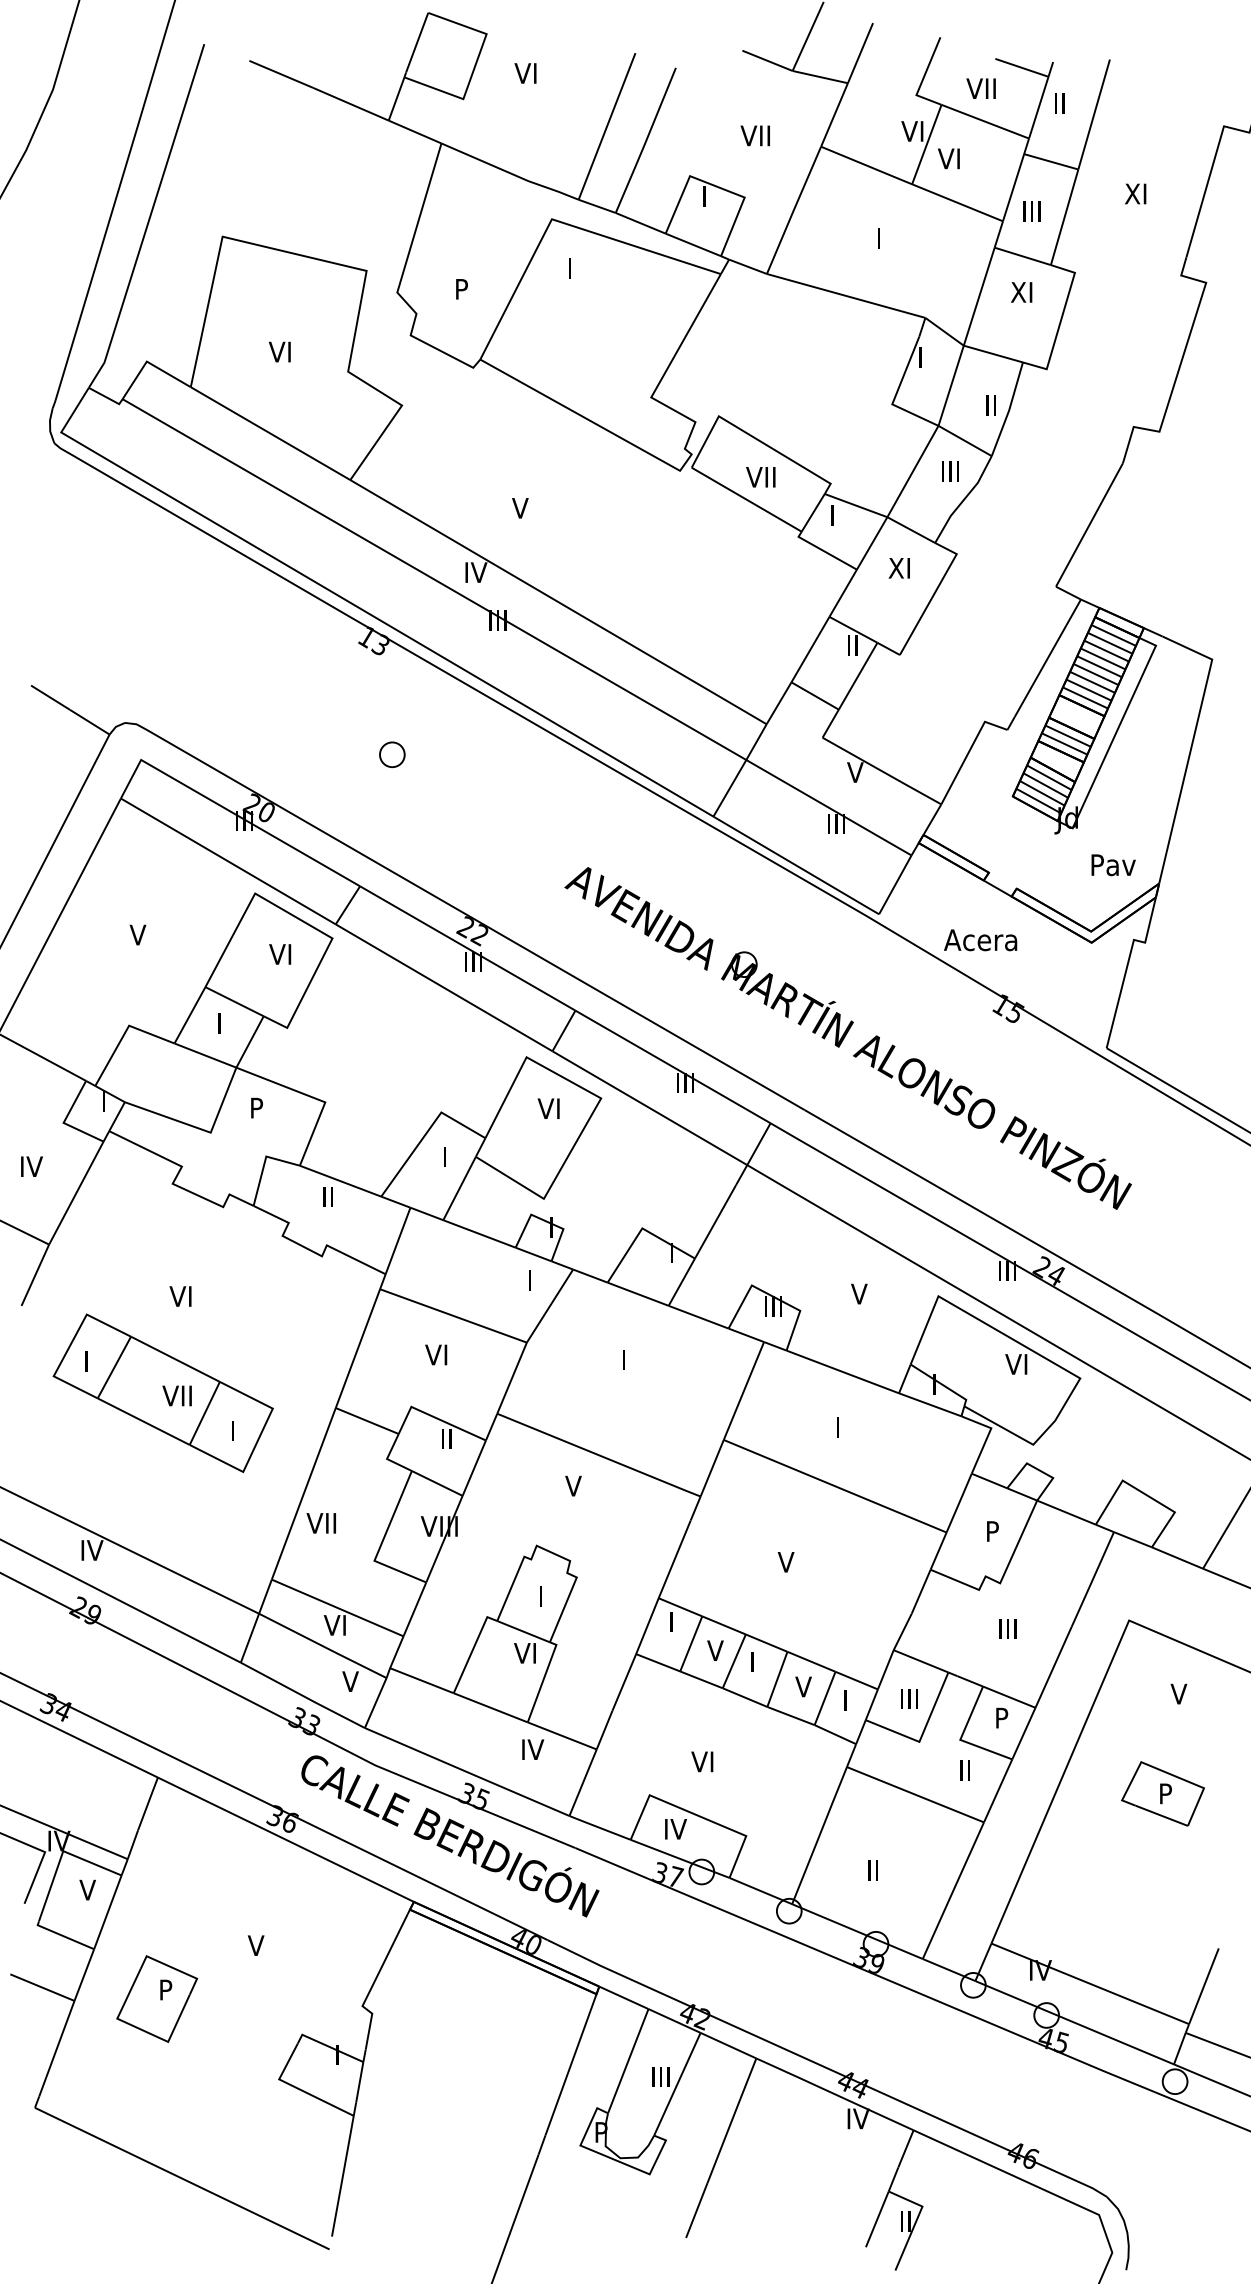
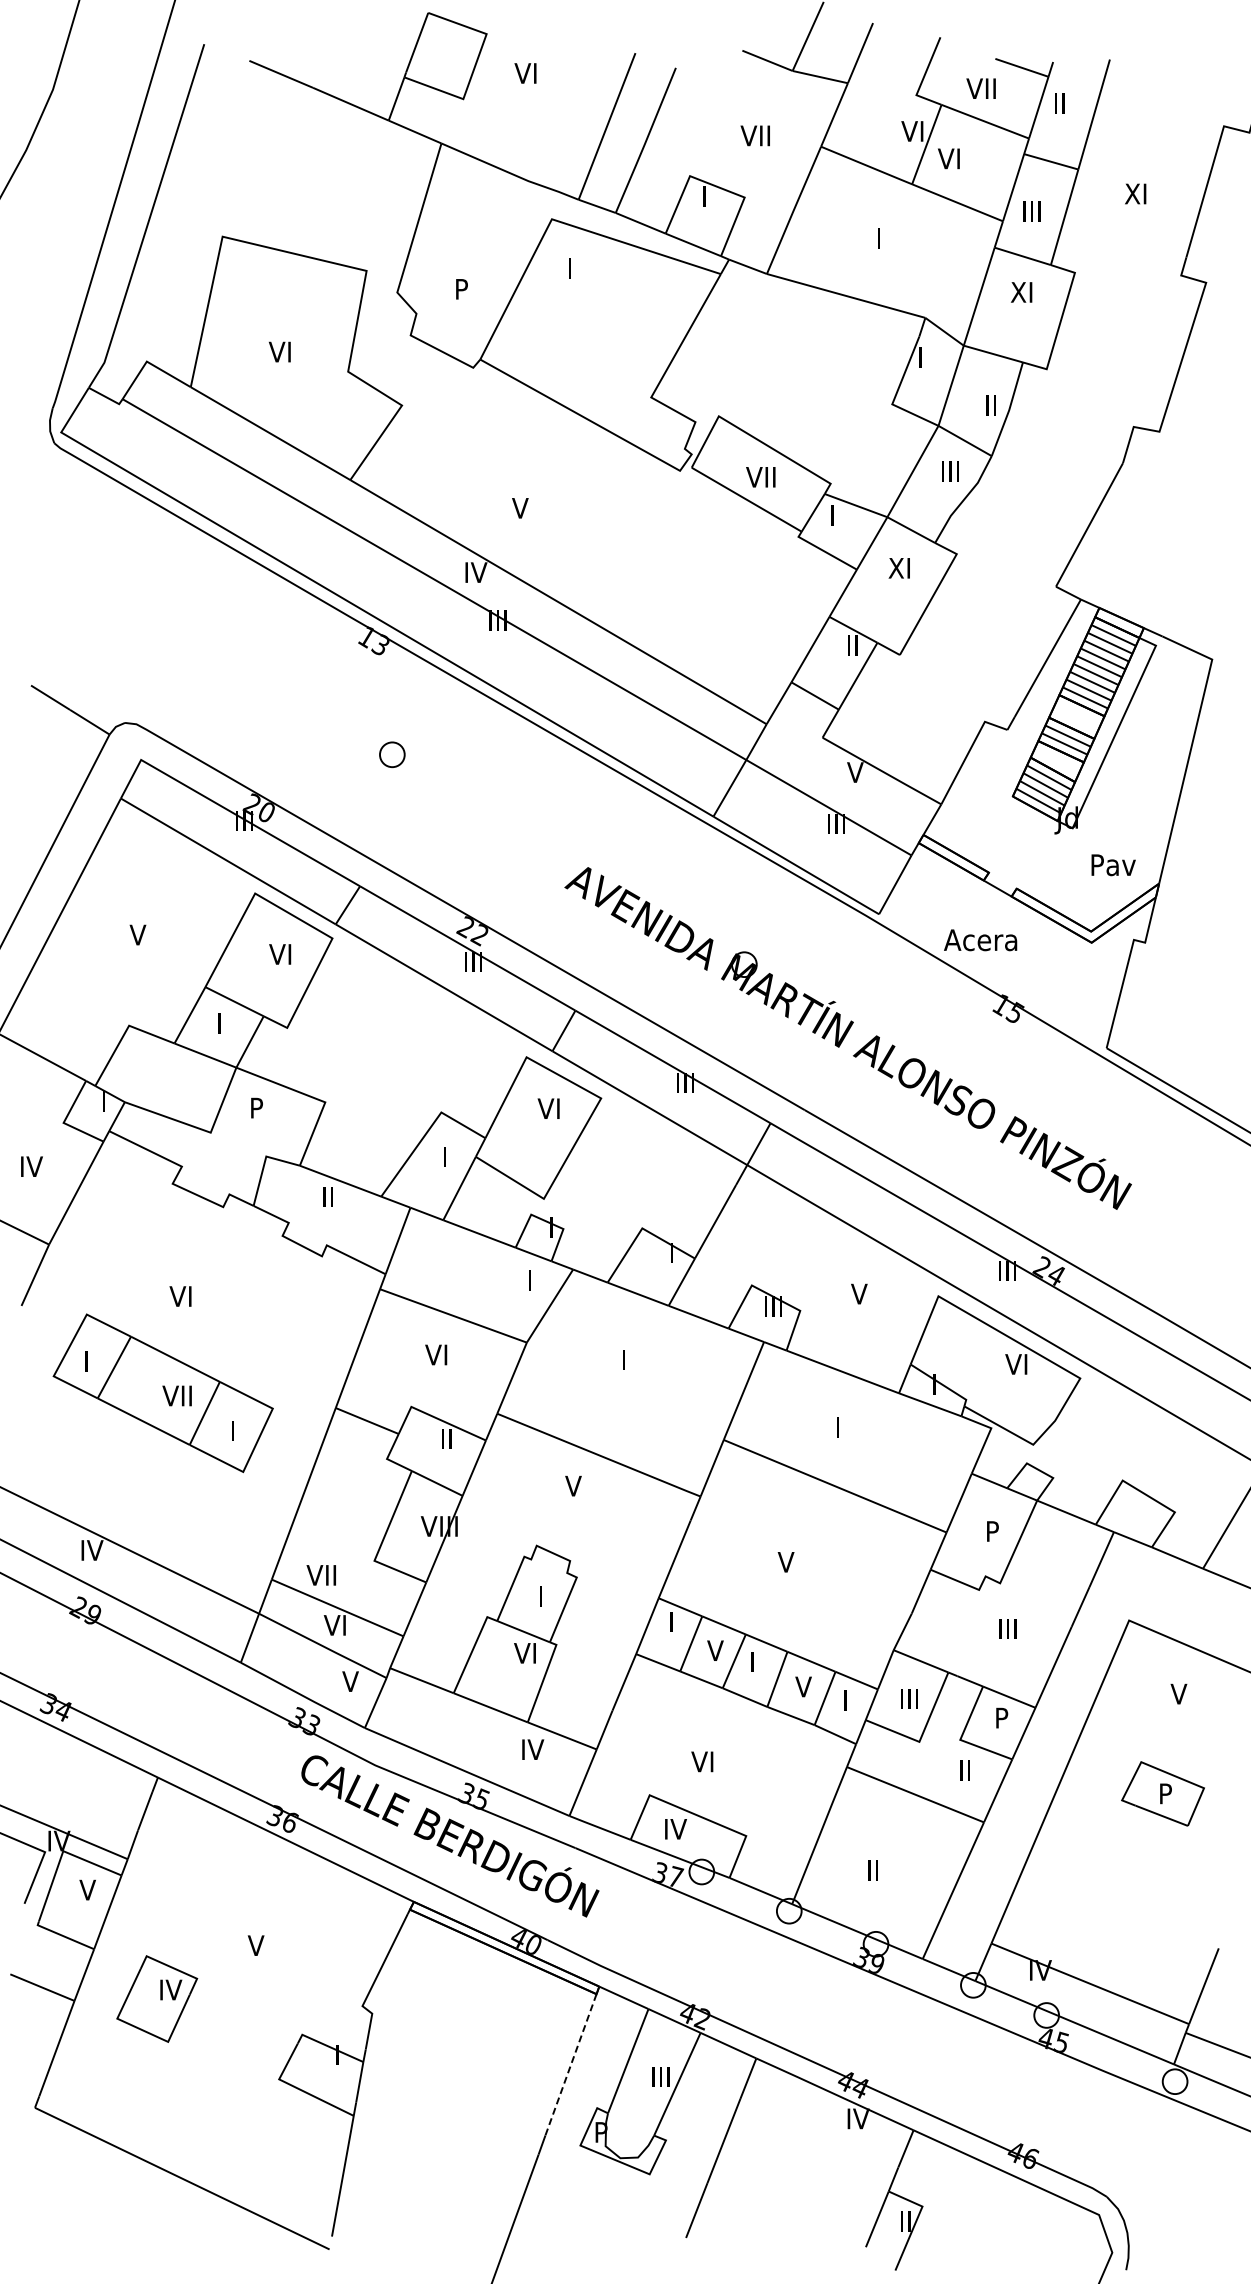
text position: (320, 1523) -> (320, 1575) (320, 1575)
text: P -> IV (172, 1989)
line: solid -> dashed (571, 2064)
